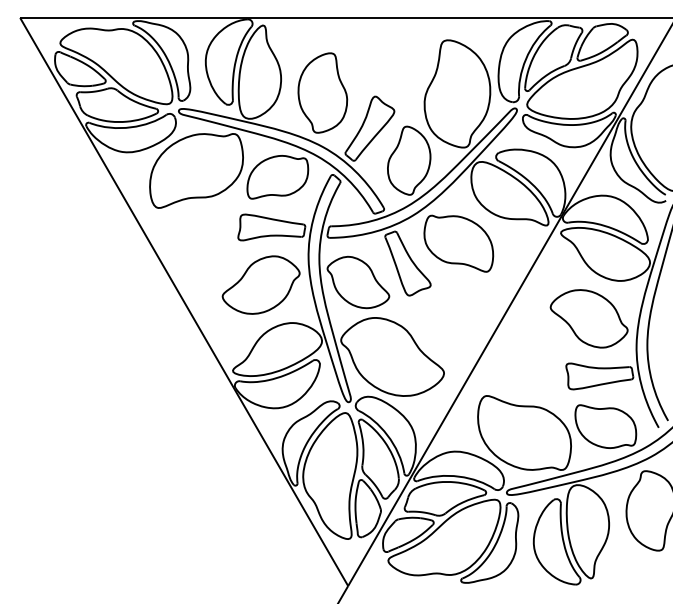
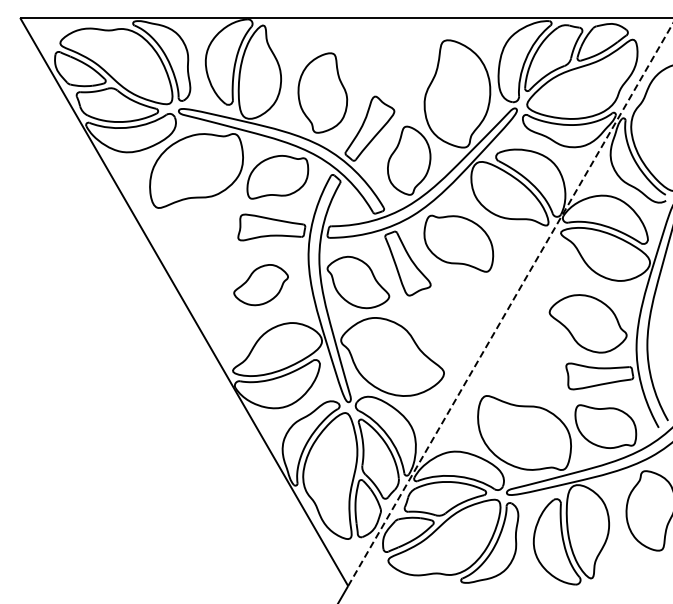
part size: 80x60 px -> 56x43 px (260, 285)
line: solid -> dashed (510, 305)
part position: (588, 318) -> (587, 323) (587, 323)
